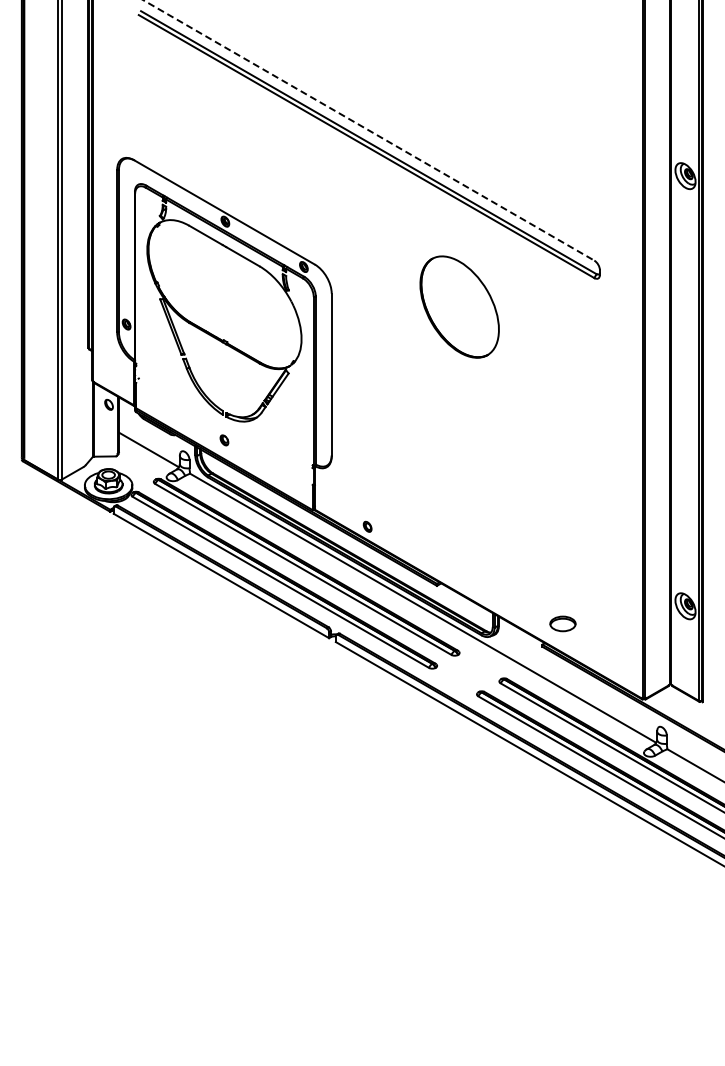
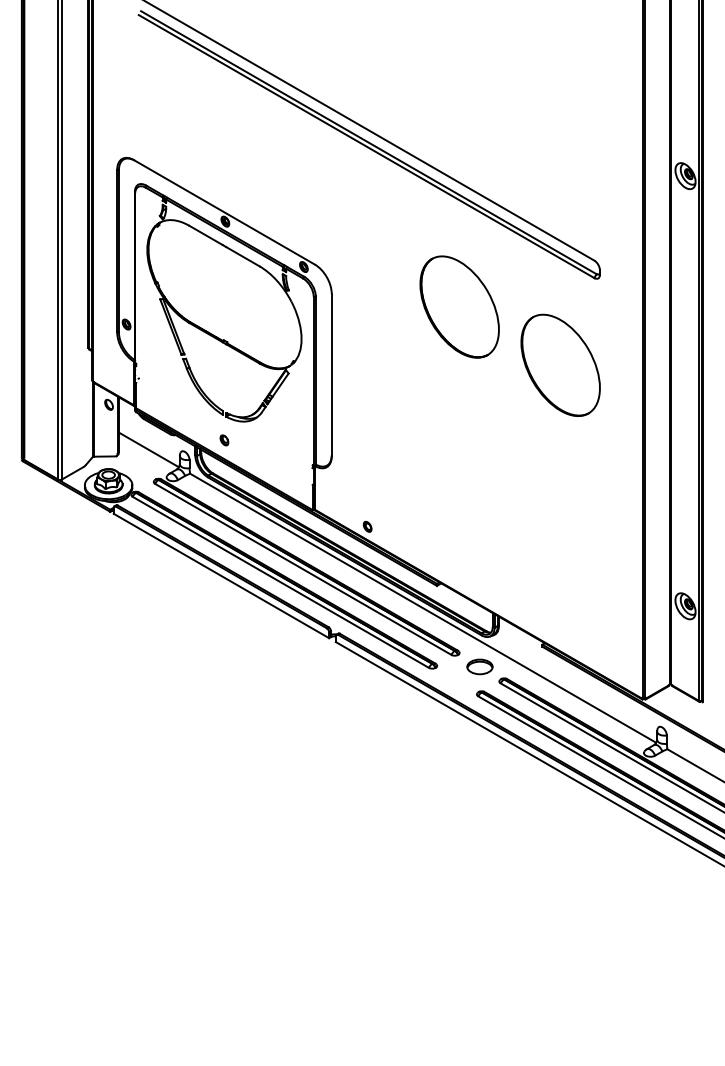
line: dashed -> solid (368, 130)
part: none -> present (560, 364)
part position: (562, 623) -> (479, 666) (479, 666)
